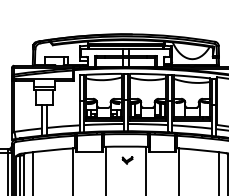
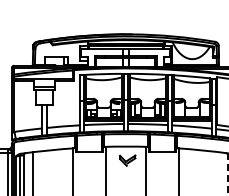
part size: 13x9 px -> 18x13 px (127, 160)
line: present -> none (218, 172)
line: solid -> dashed (228, 175)
